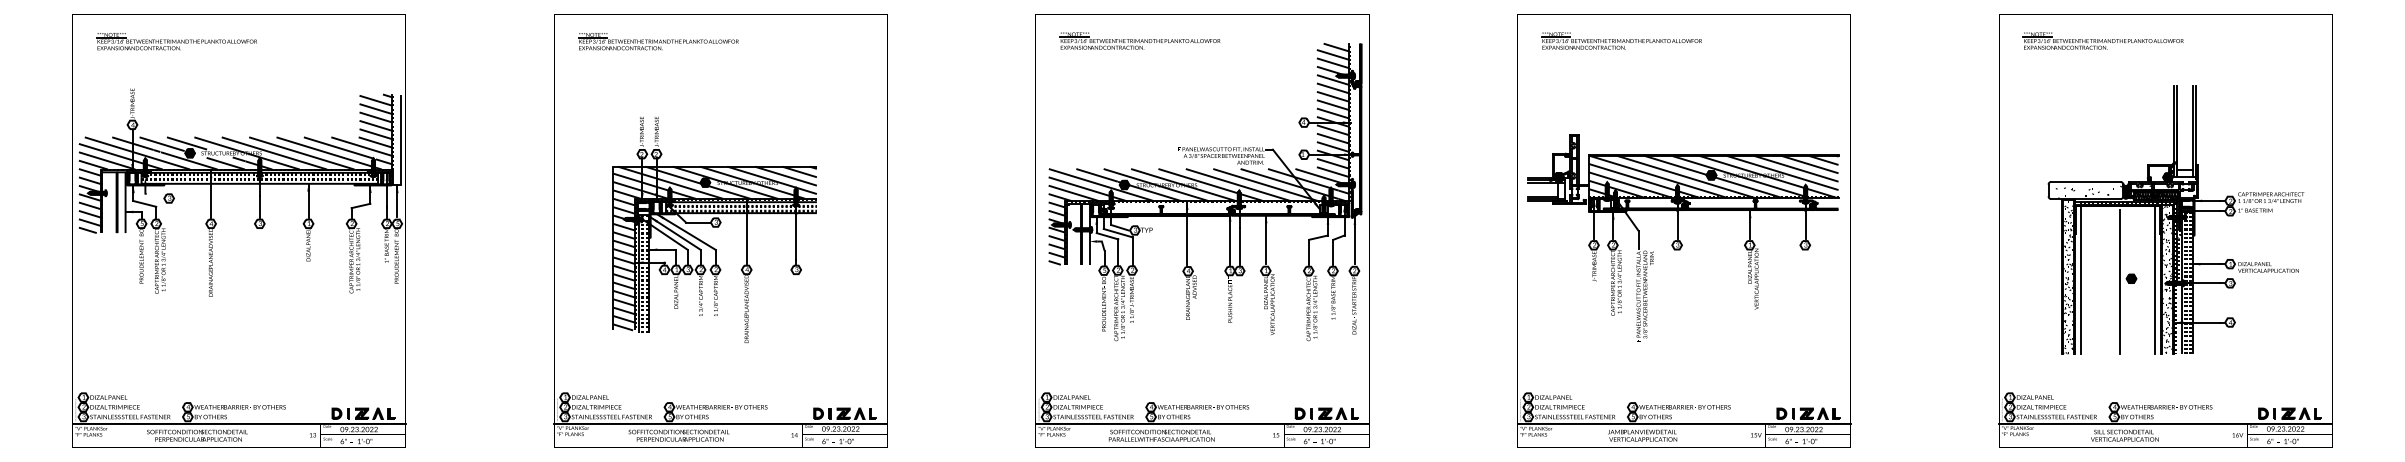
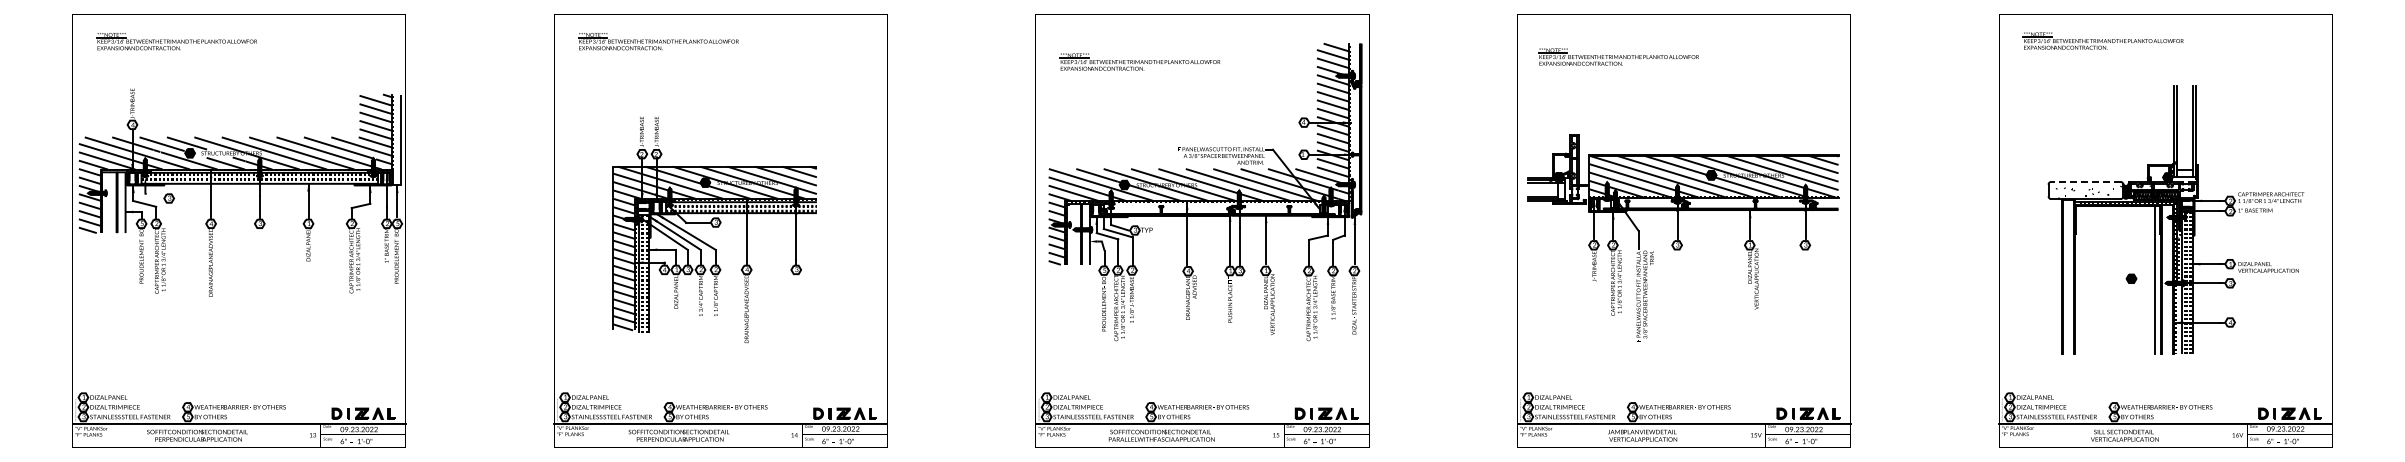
part position: (1139, 40) -> (1139, 61) (1139, 61)
part position: (1621, 40) -> (1618, 56) (1618, 56)
line: solid -> dashed (2085, 181)
hatch: present -> none (2068, 277)
hatch: present -> none (2167, 278)
line: present -> none (2080, 280)
line: present -> none (2120, 281)
